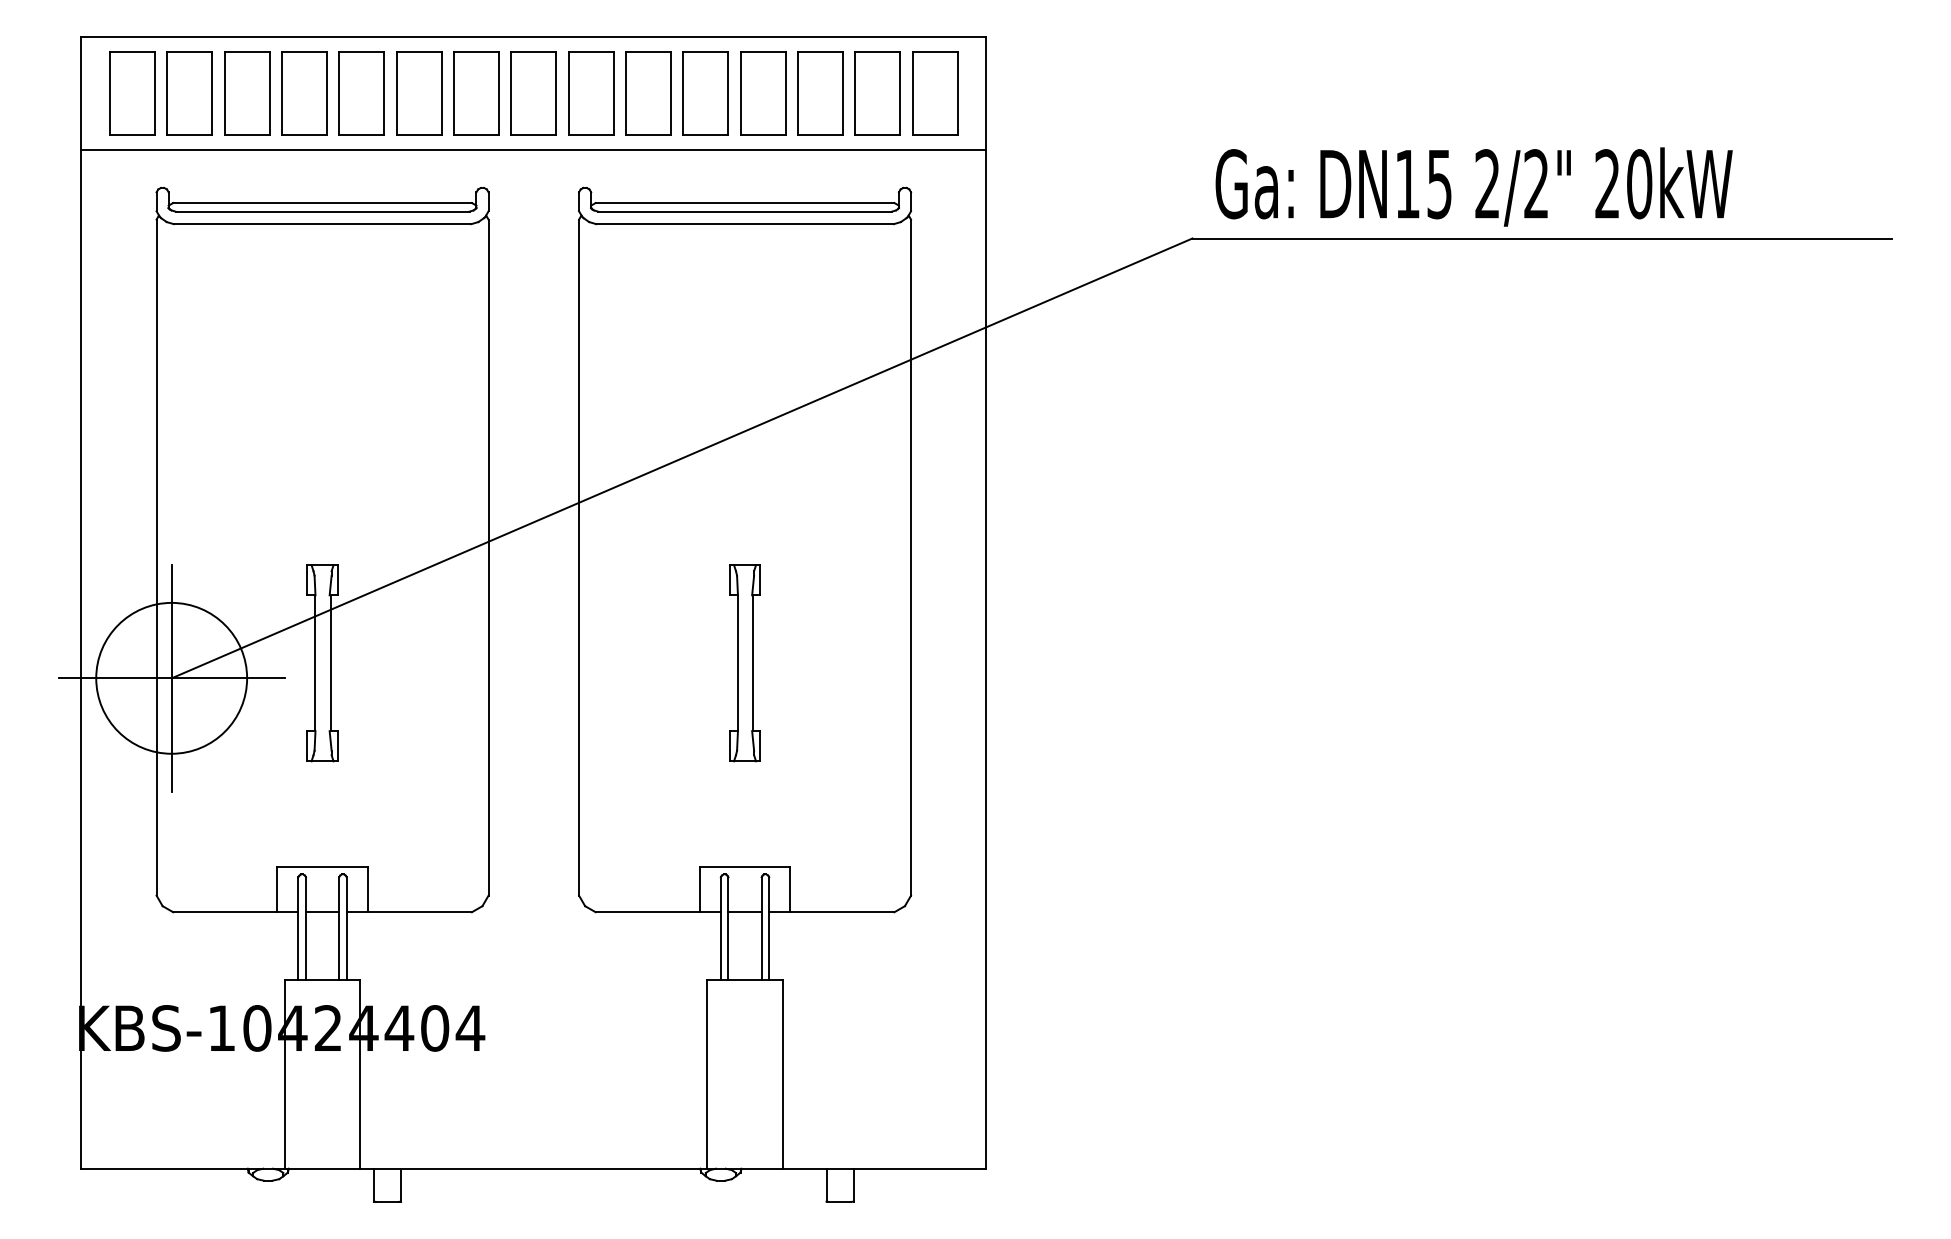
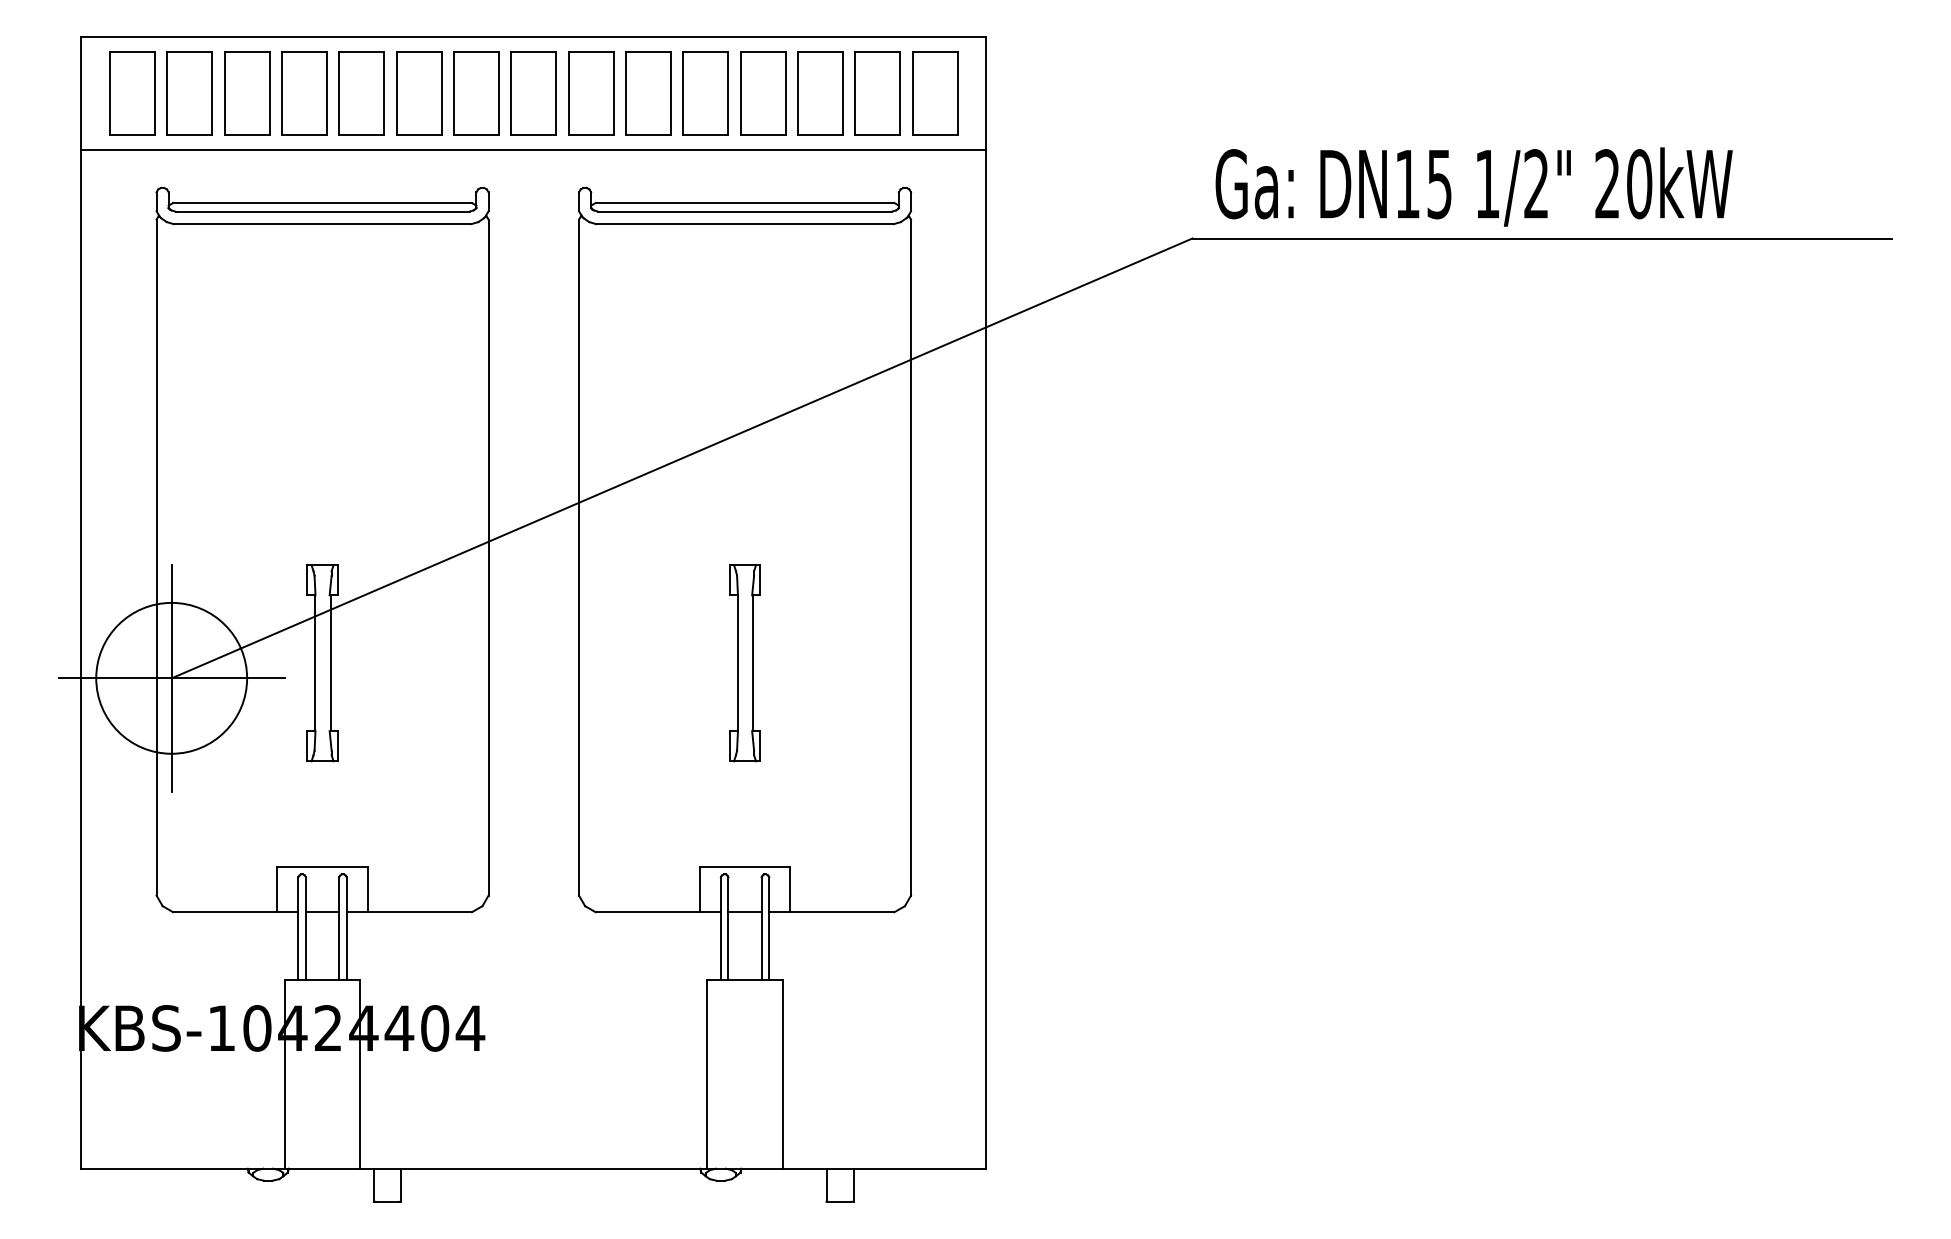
text: 2/2" -> 1/2" (1487, 183)
